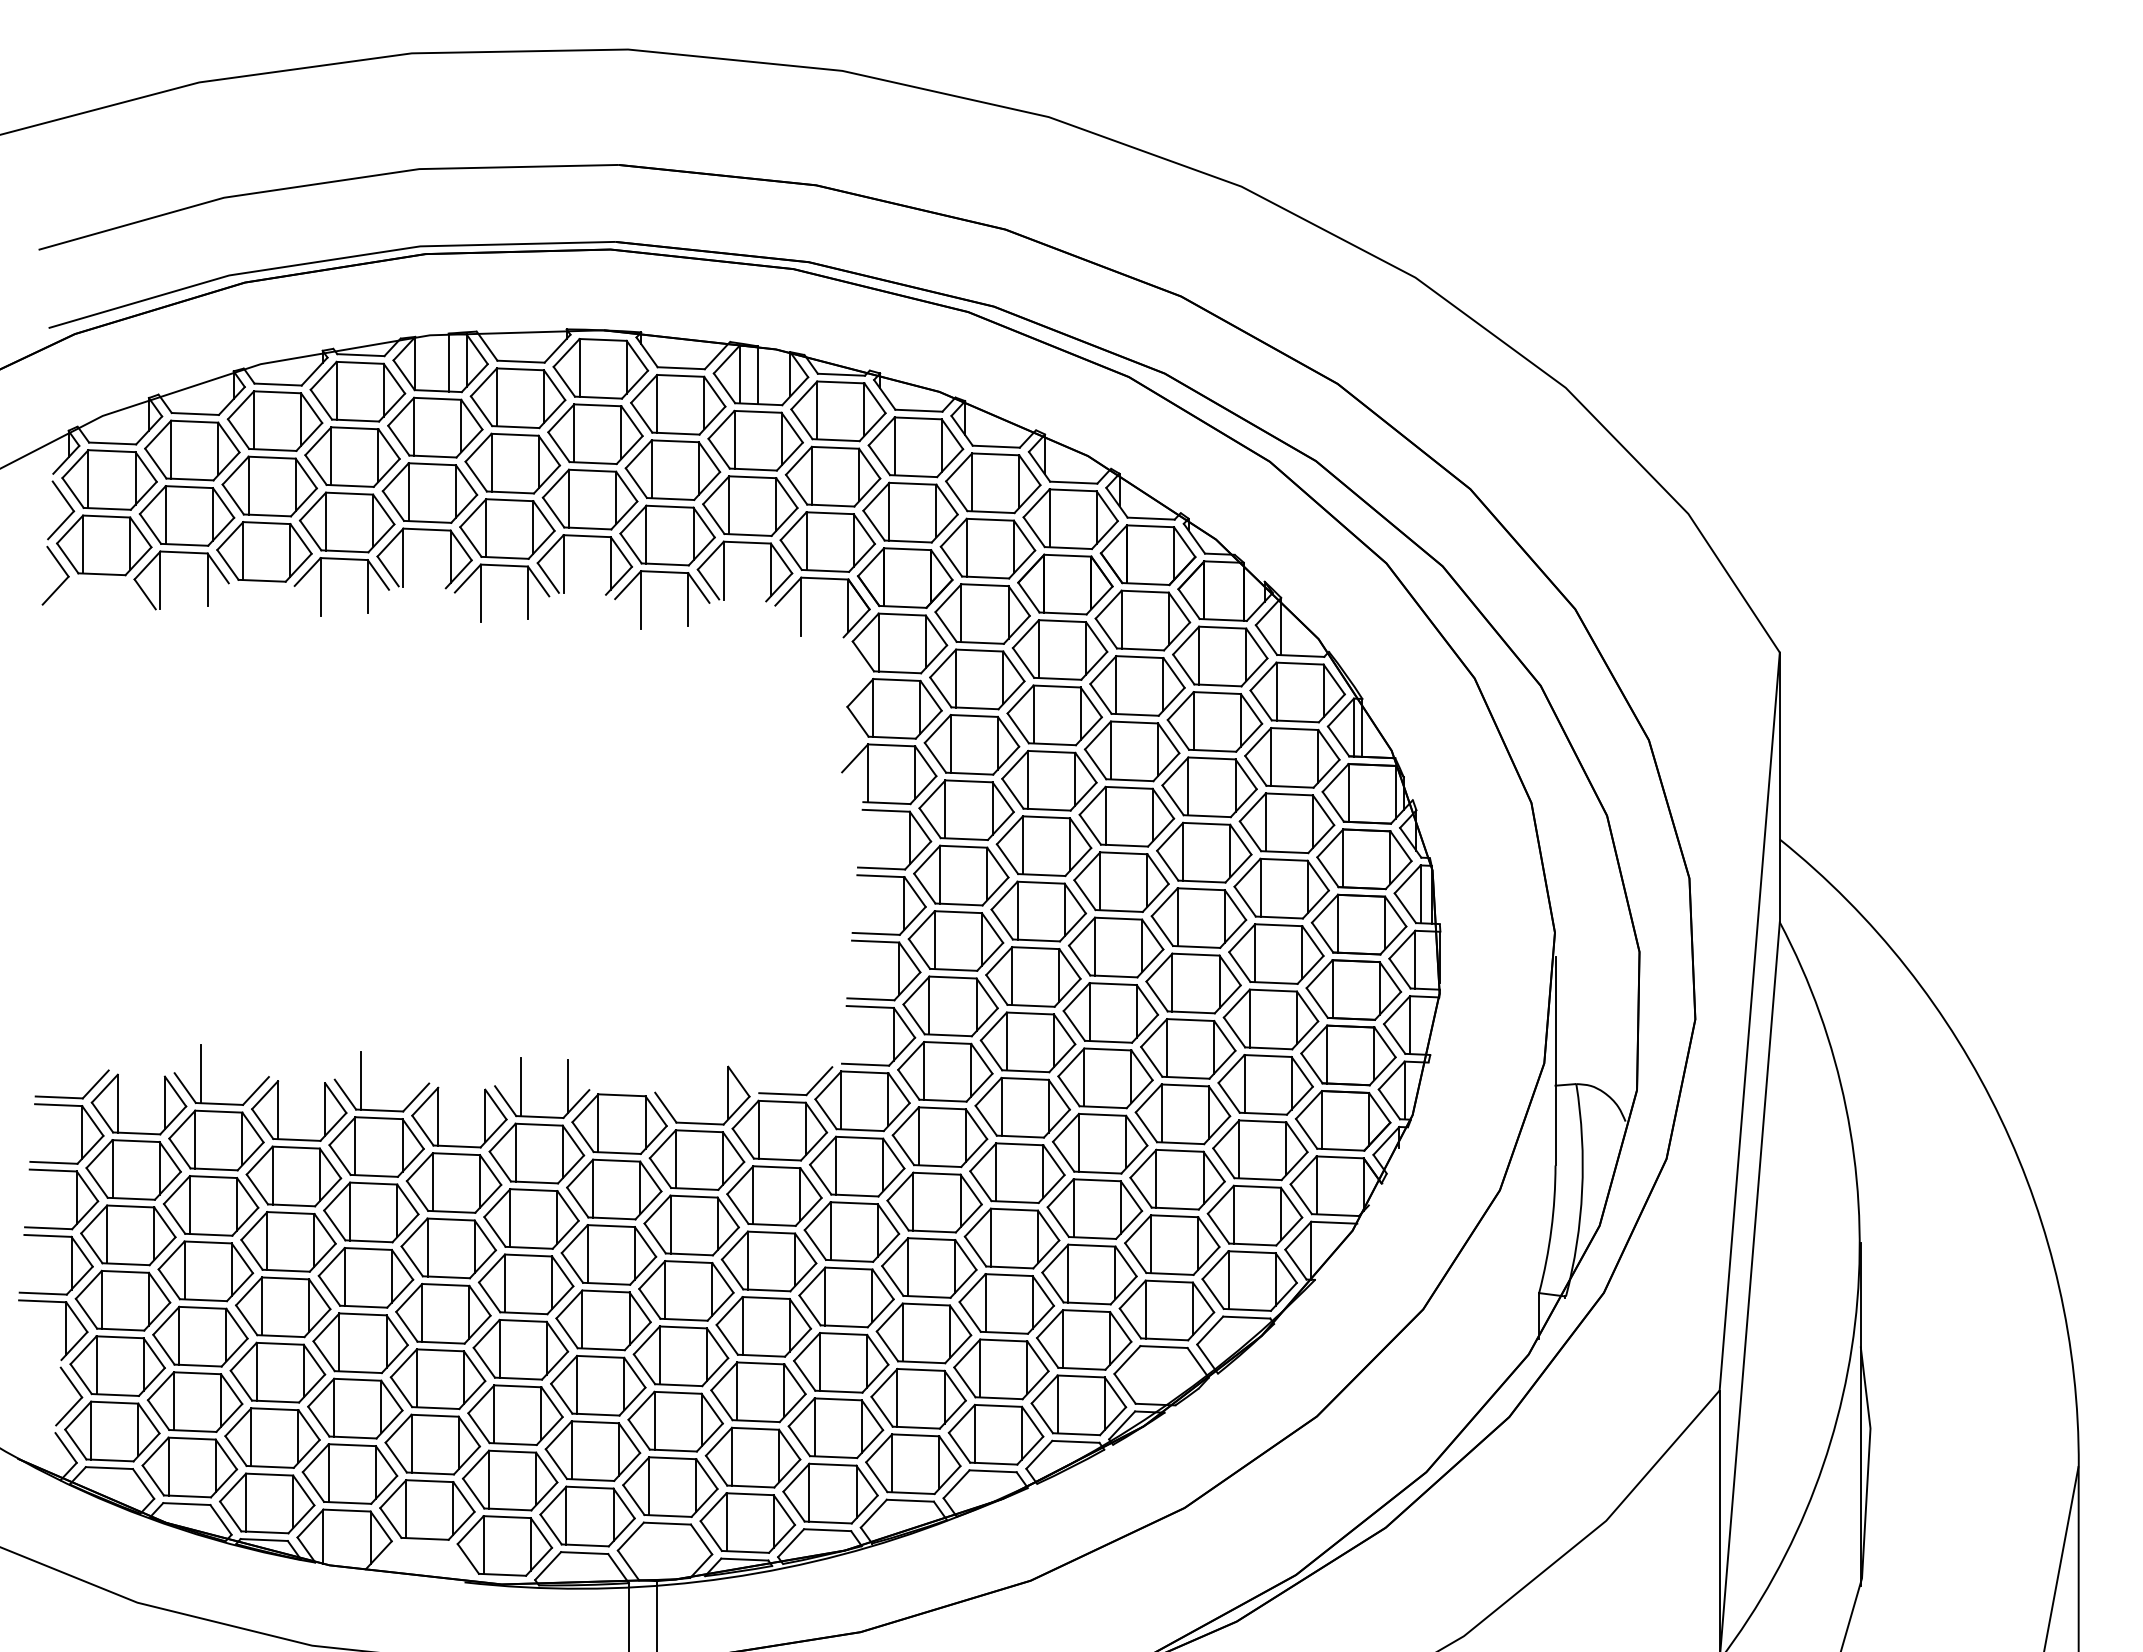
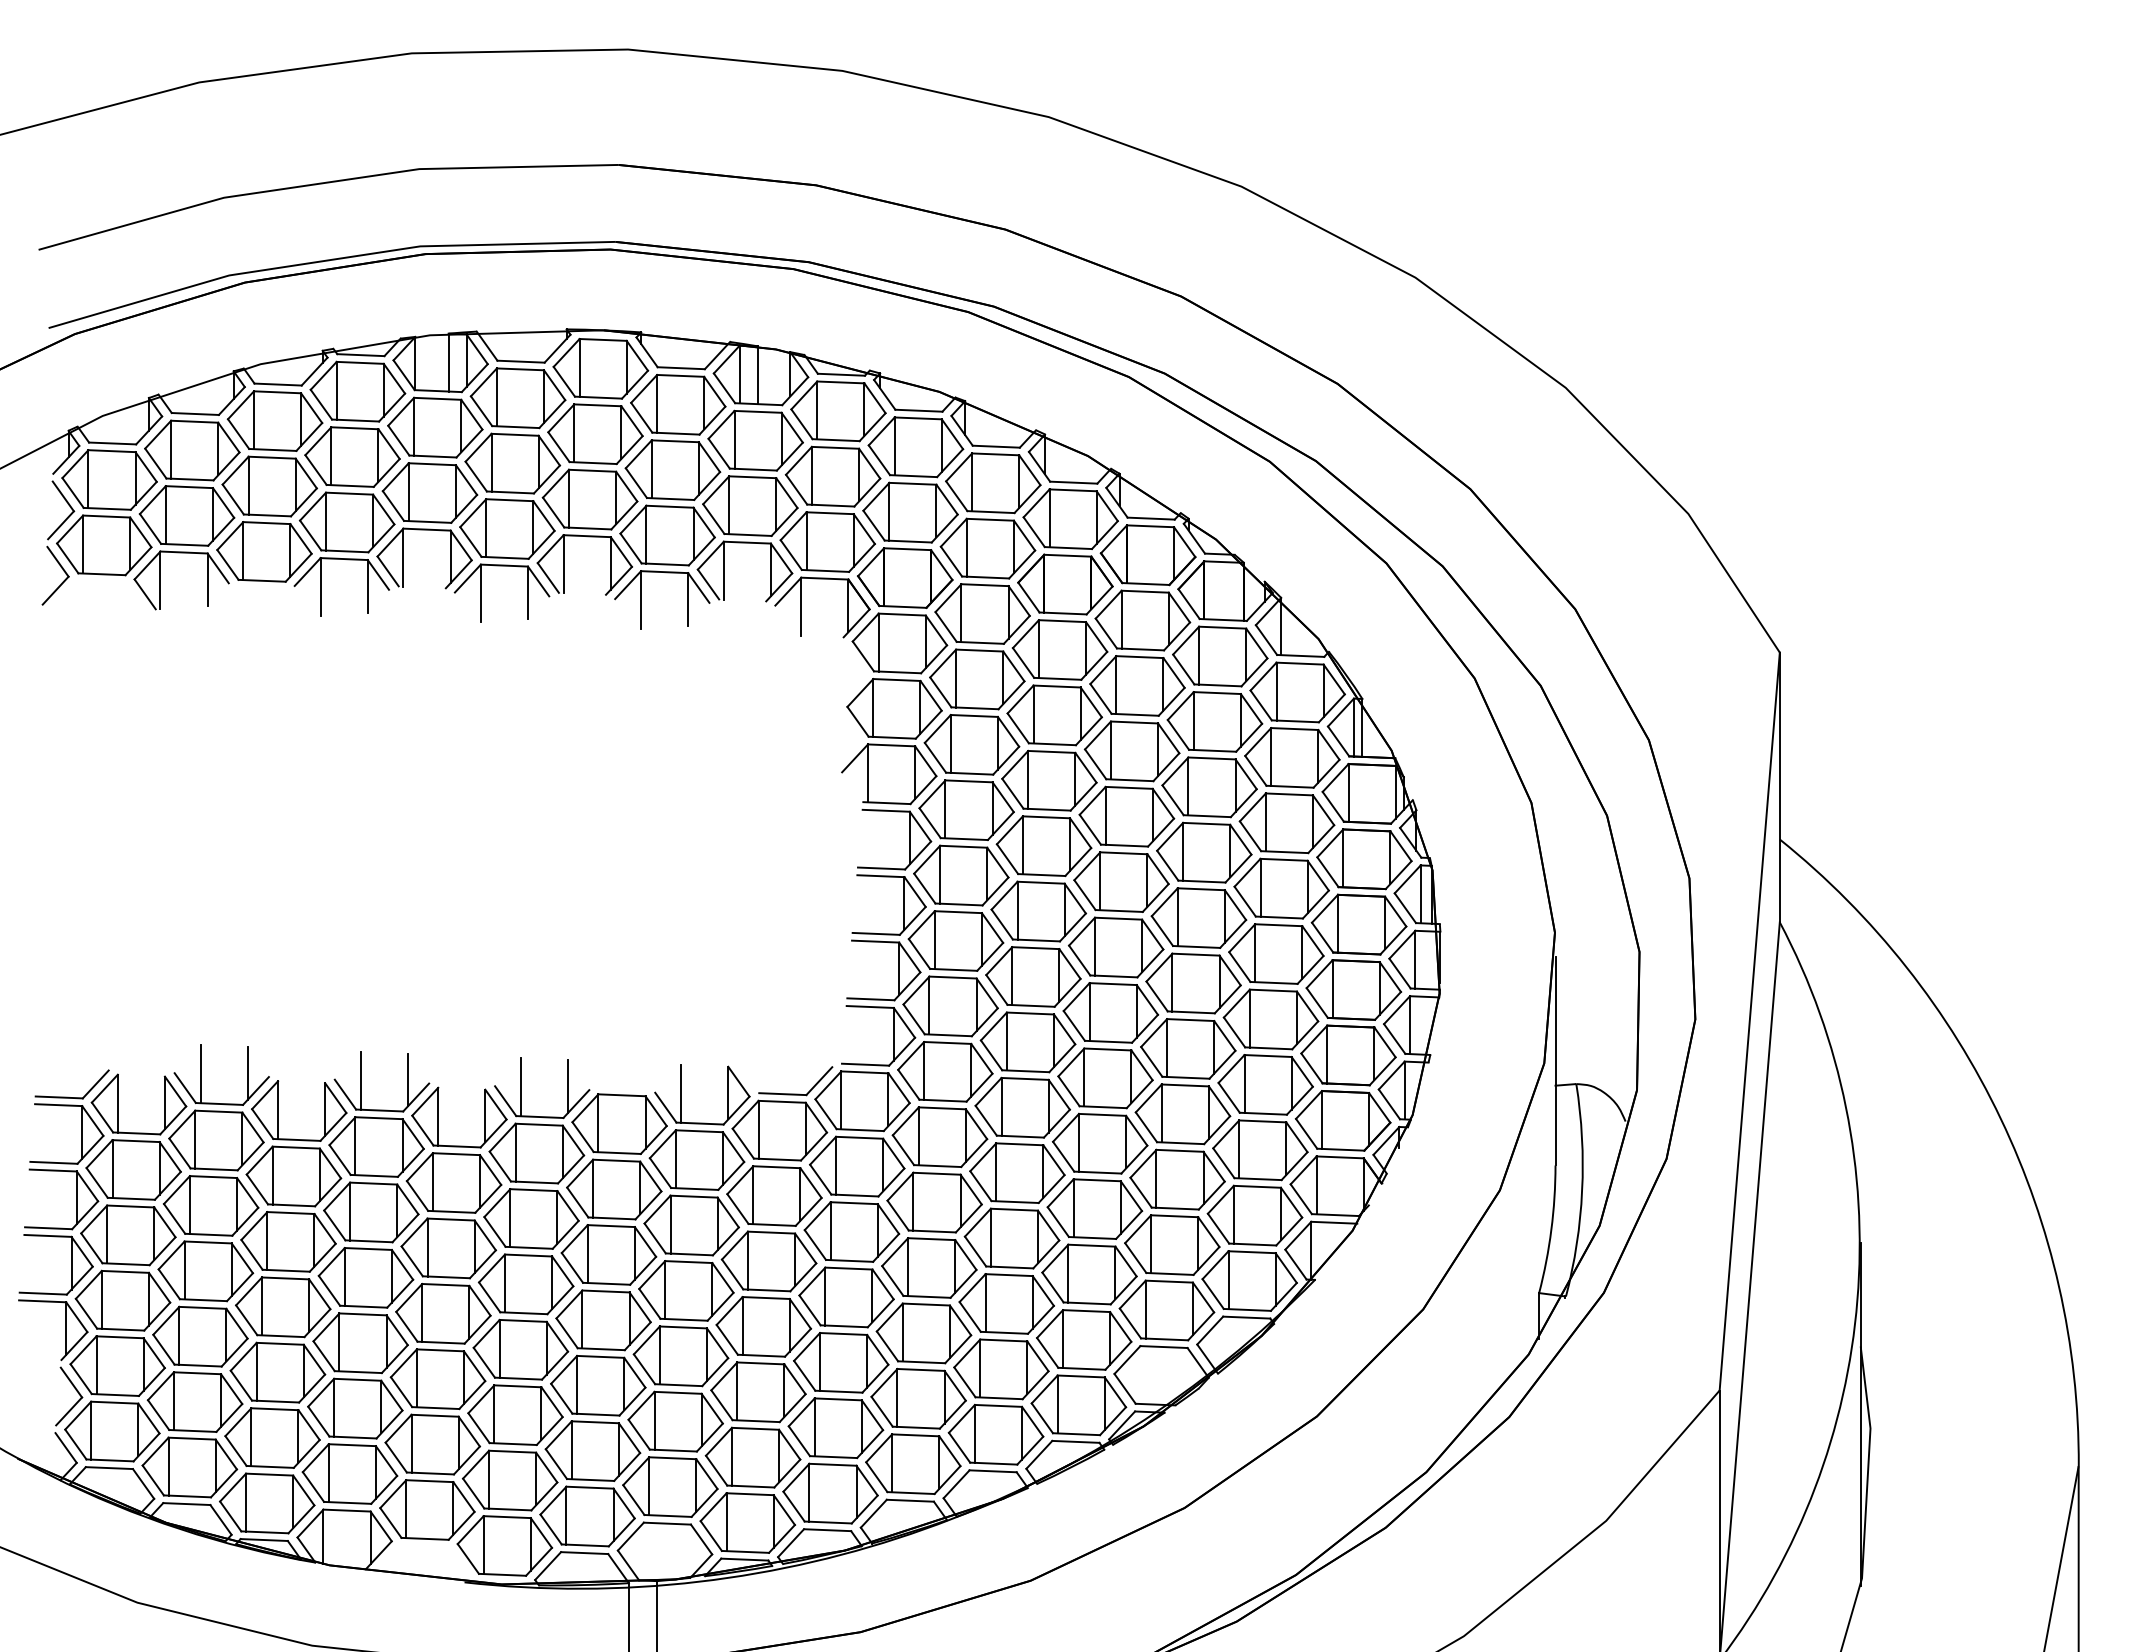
line: none -> present (247, 1073)
line: none -> present (407, 1079)
line: none -> present (681, 1093)
